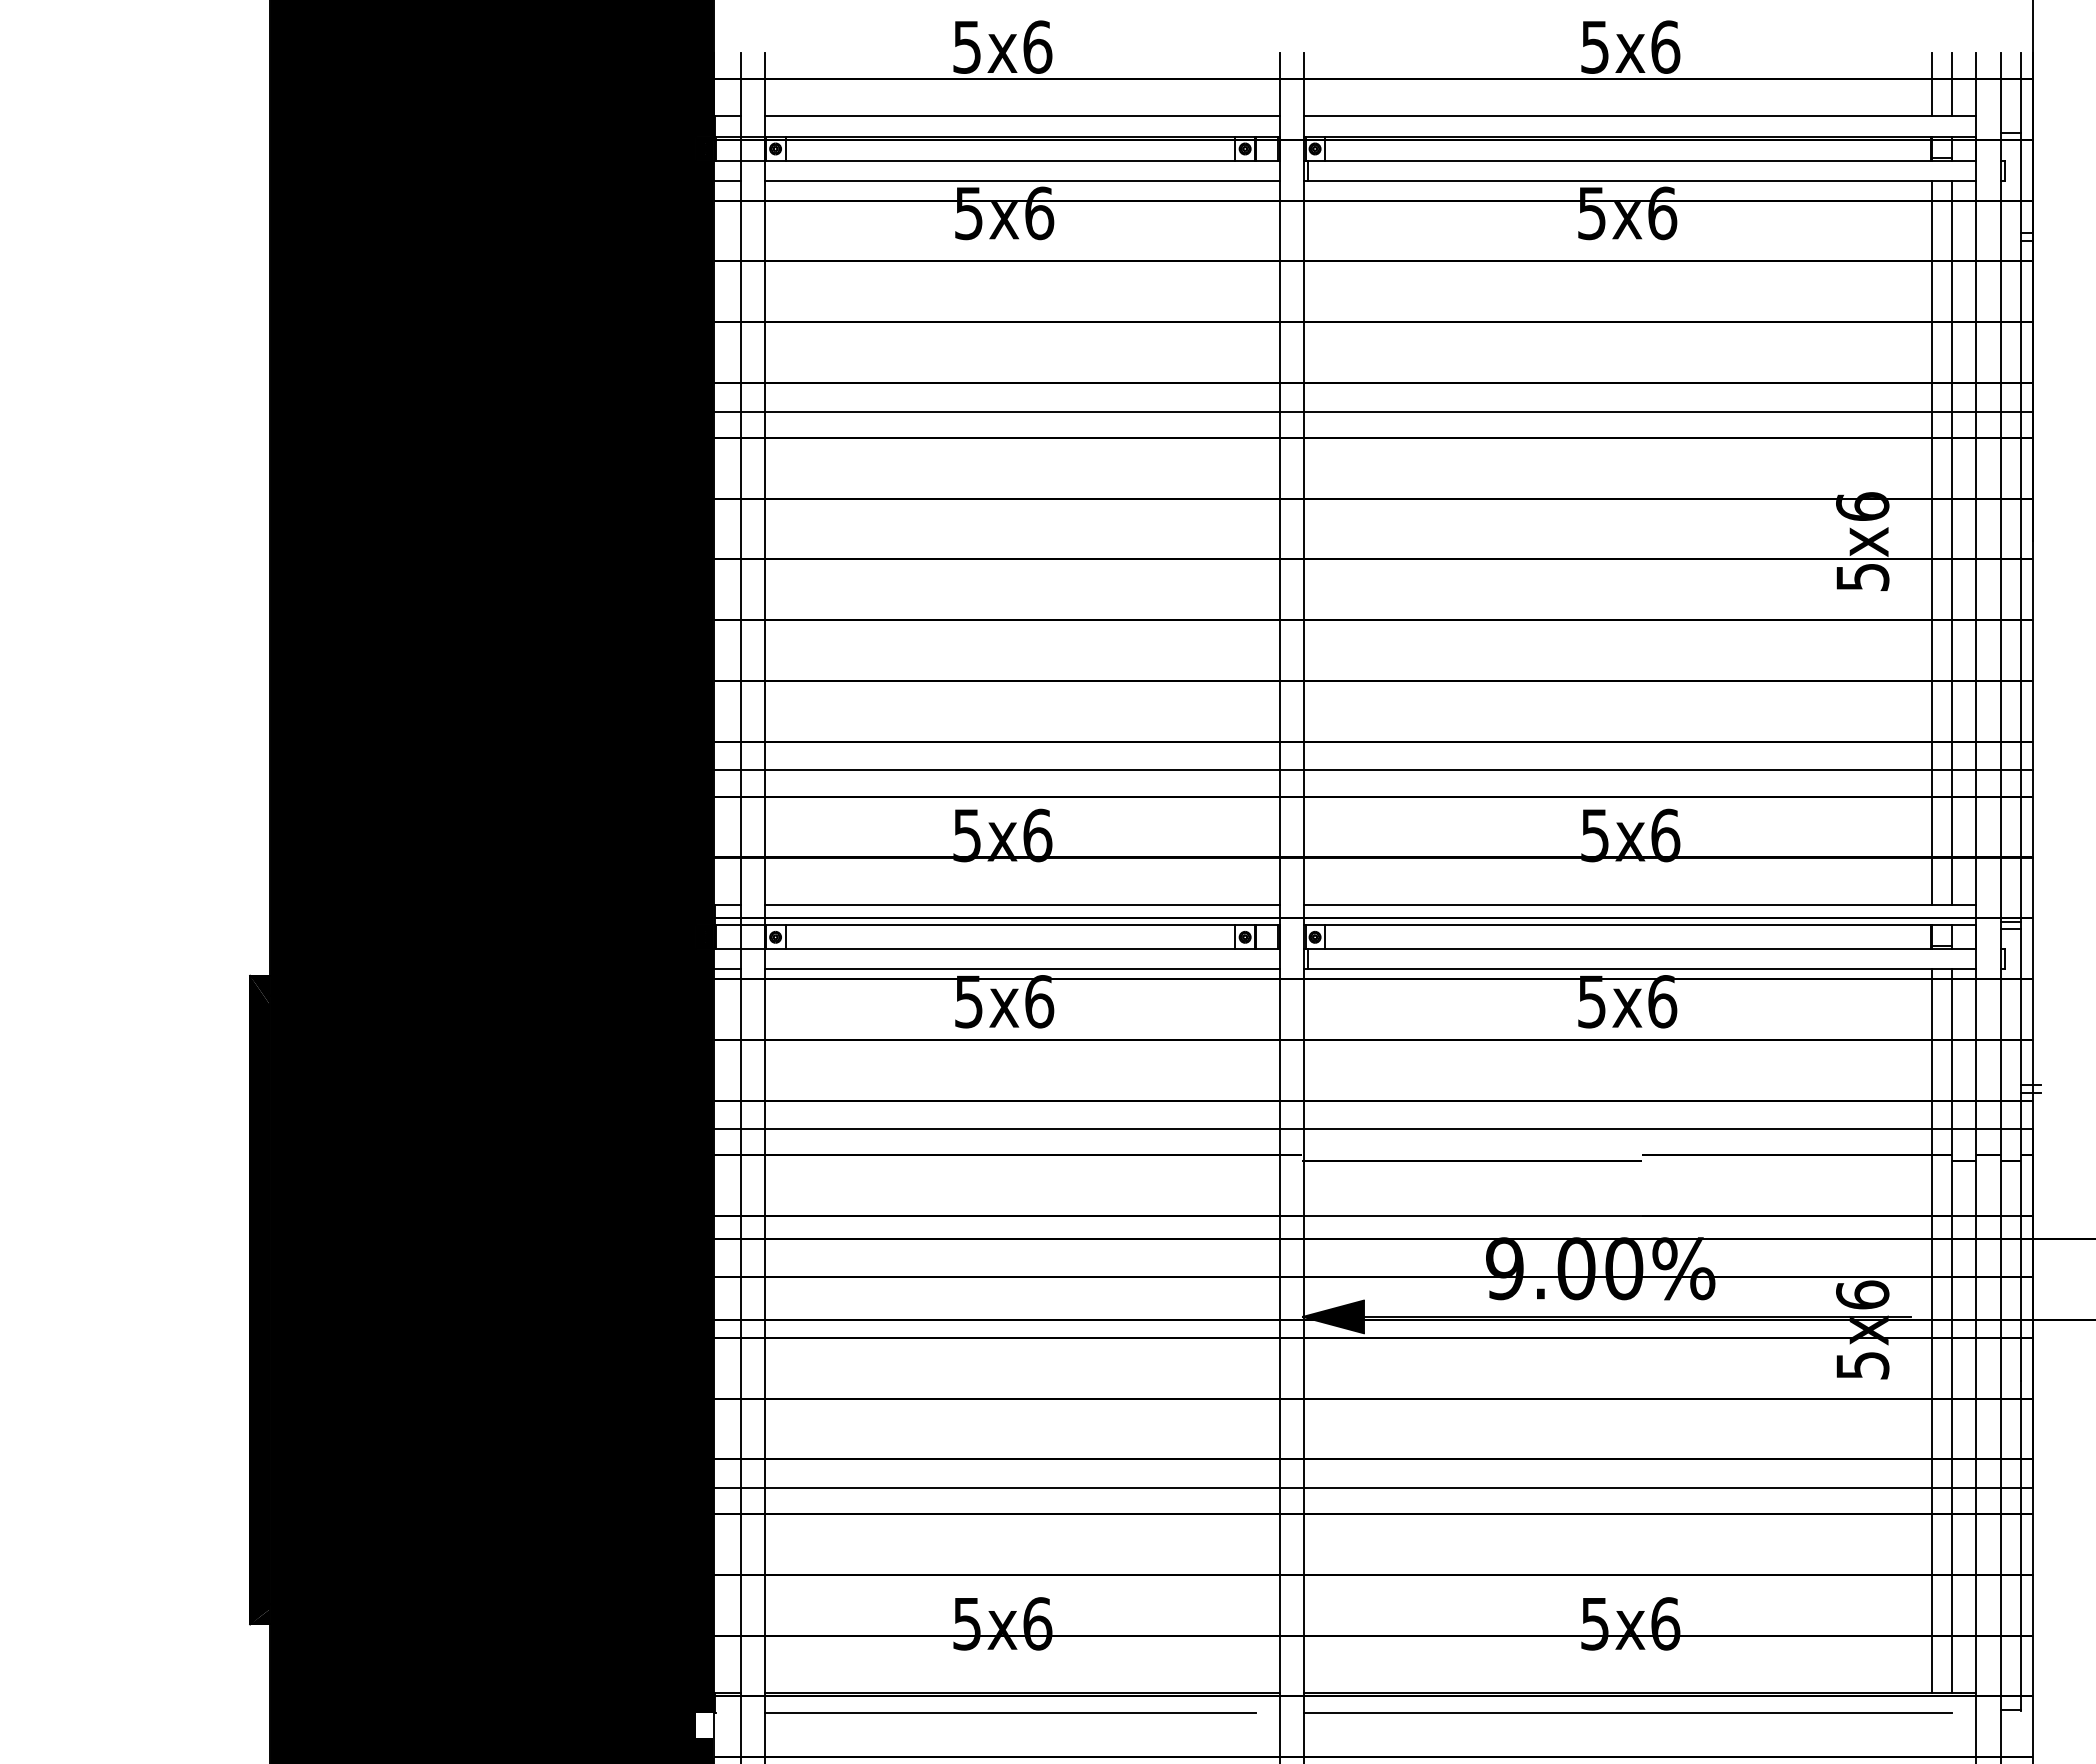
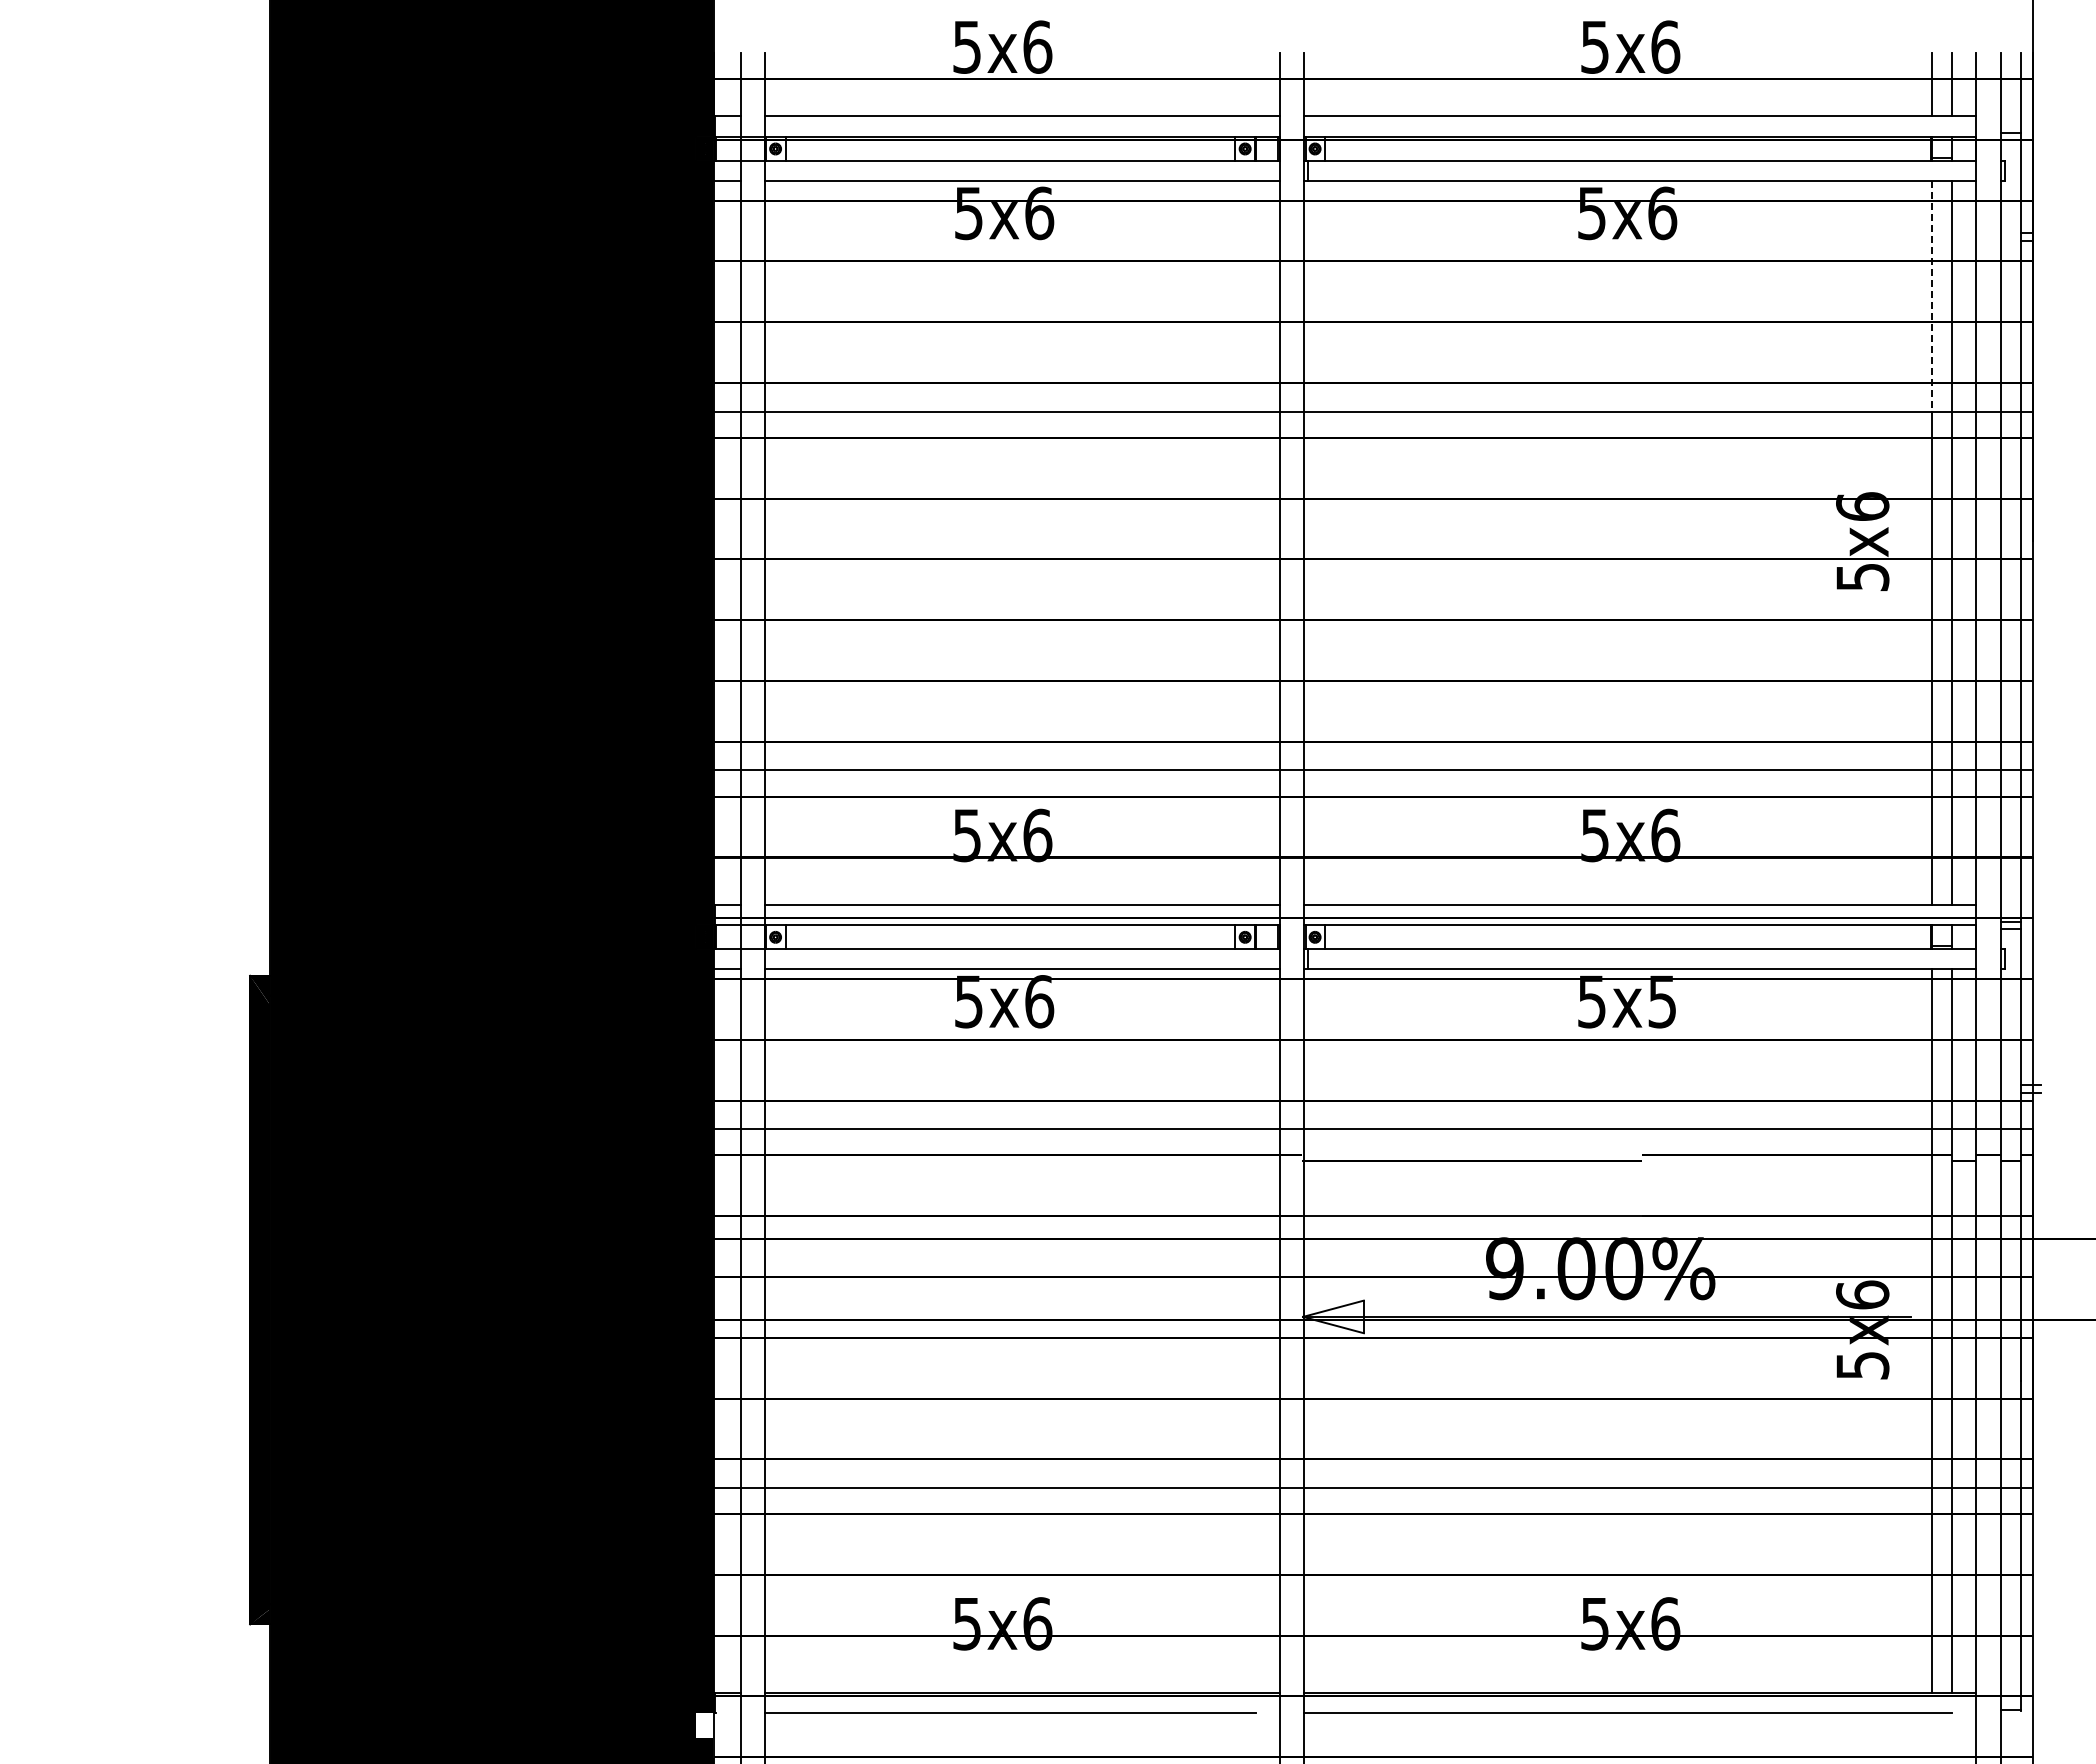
line: solid -> dashed (1931, 296)
text: 5x6 -> 5x5 (1662, 1001)
fill: present -> none (1333, 1316)
